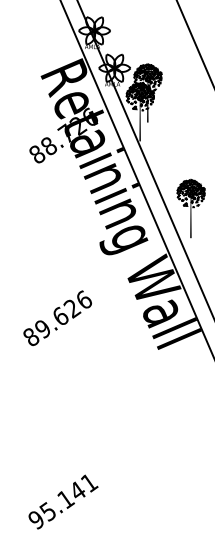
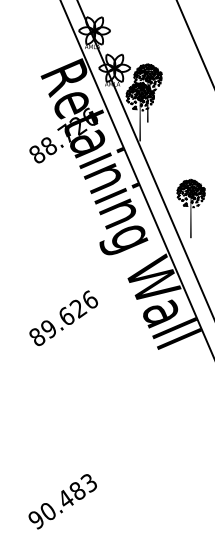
text position: (57, 317) -> (63, 317) (63, 317)
text: 95.141 -> 90.483 (68, 497)
